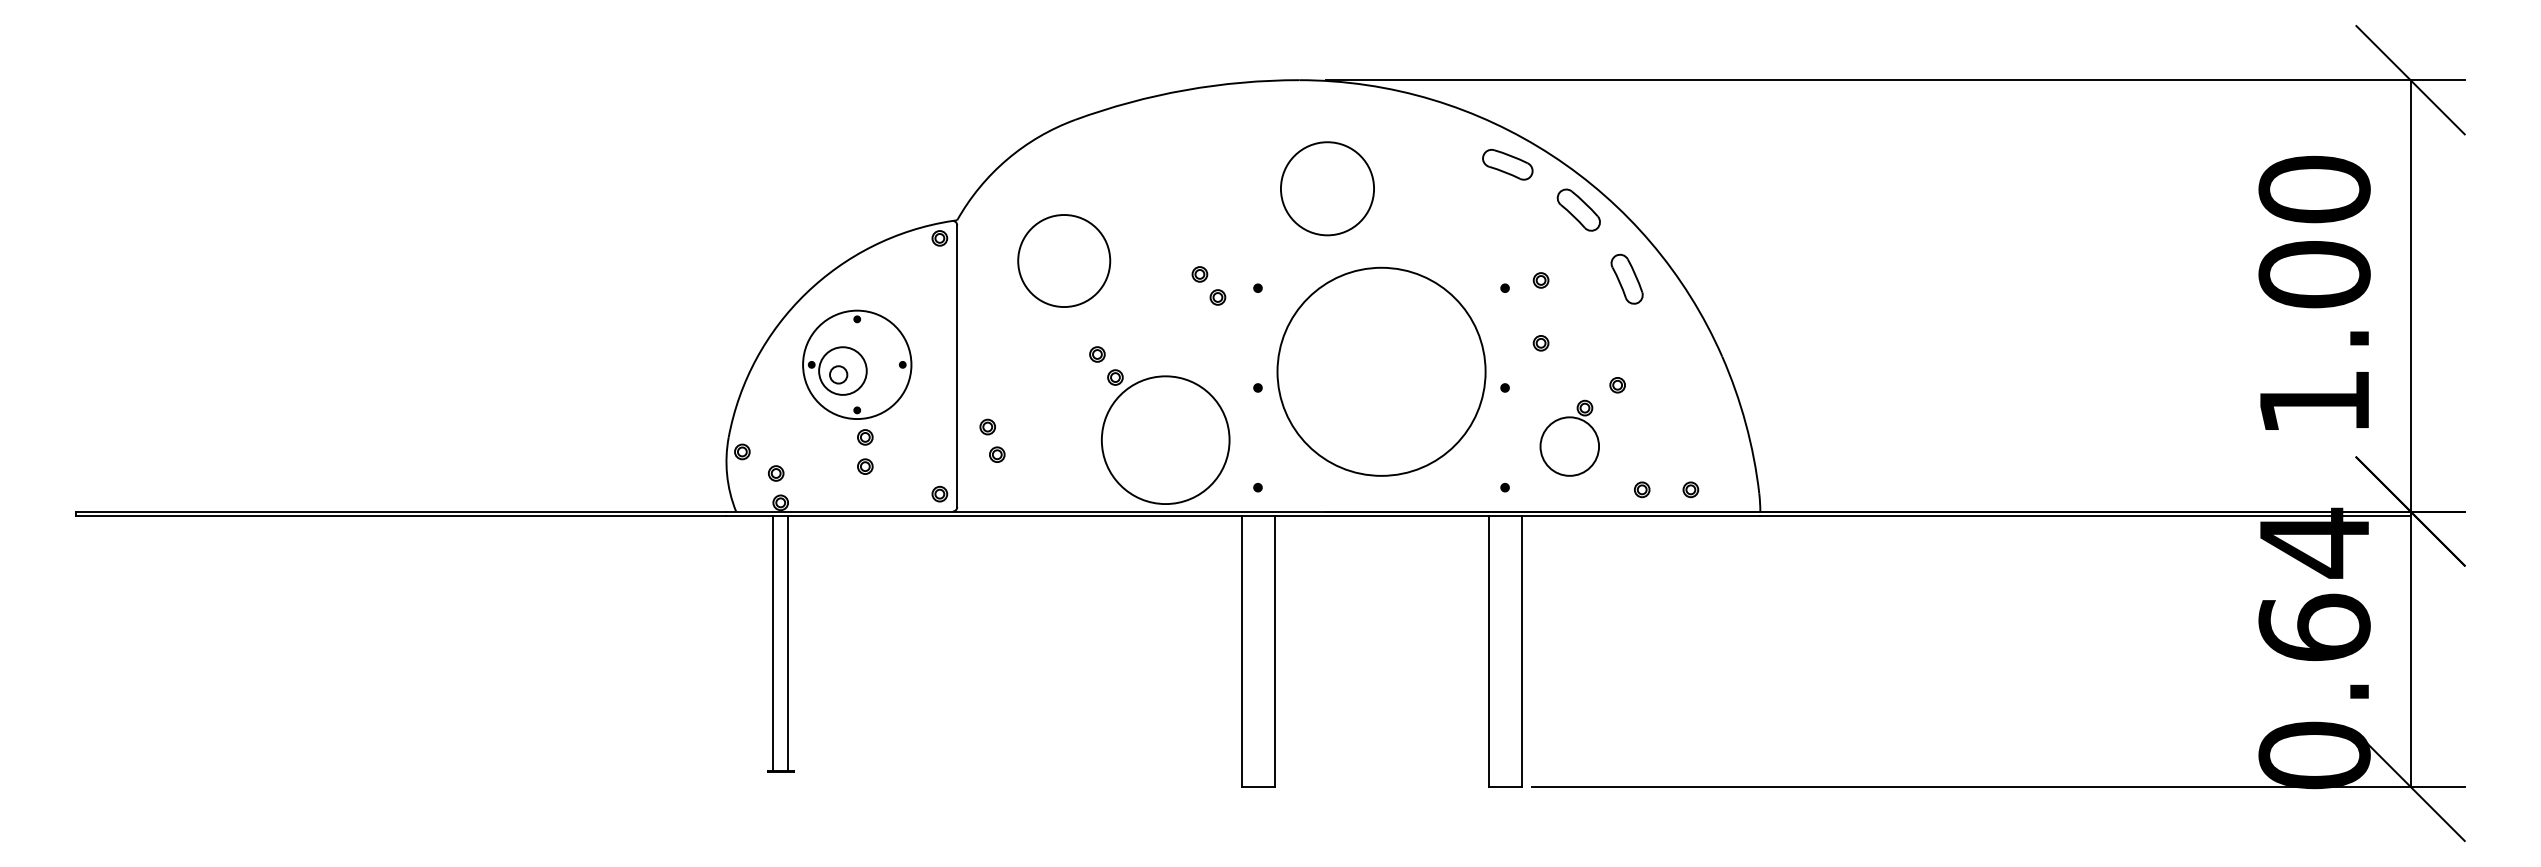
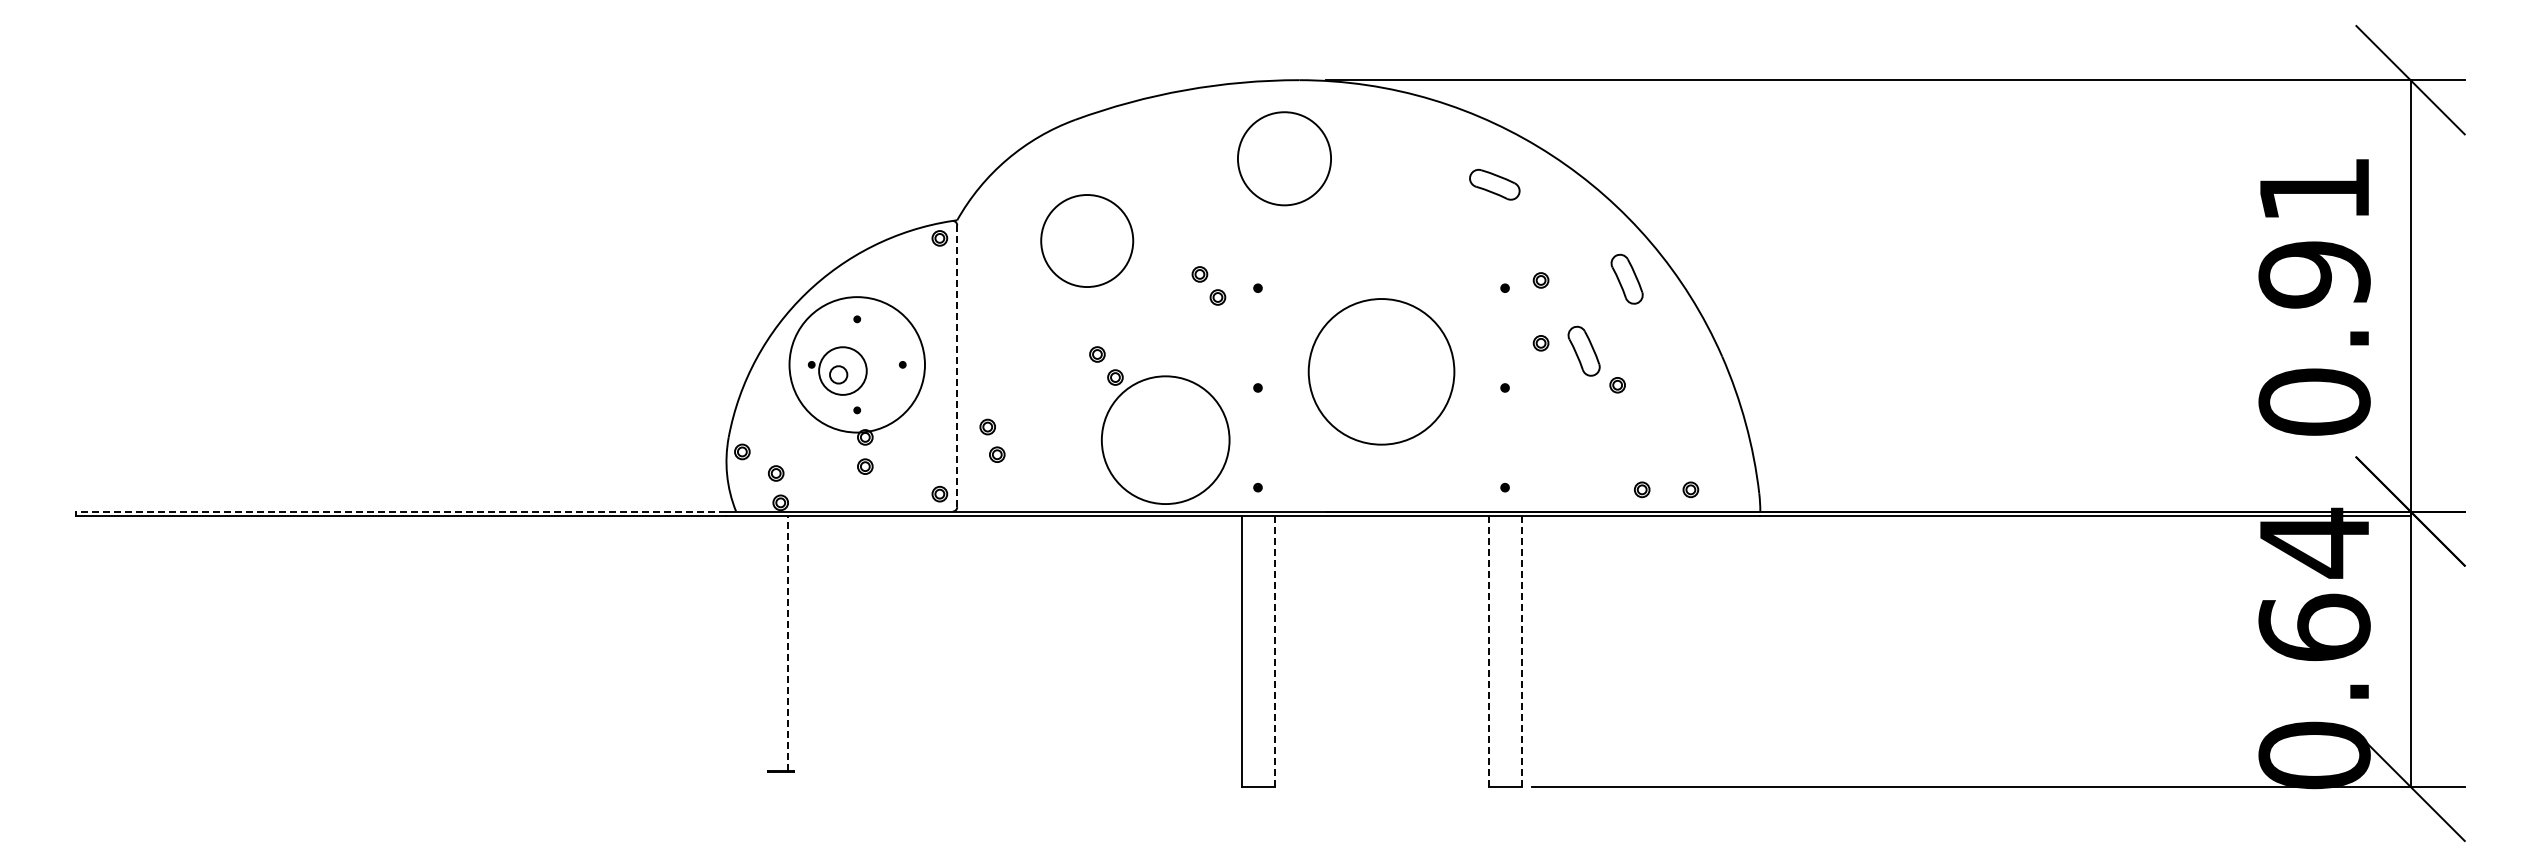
part position: (1507, 164) -> (1494, 184) (1494, 184)
circle position: (1327, 188) -> (1284, 158) (1284, 158)
part: present -> none (1578, 209)
circle position: (1064, 260) -> (1087, 240) (1087, 240)
text: 1.00 -> 0.91 (2314, 295)
part: none -> present (1583, 350)
circle diameter: 108 px -> 135 px (856, 364)
line: solid -> dashed (957, 366)
circle diameter: 208 px -> 146 px (1381, 371)
part: present -> none (1569, 437)
line: solid -> dashed (400, 511)
line: present -> none (773, 643)
line: solid -> dashed (788, 643)
line: solid -> dashed (1274, 650)
line: solid -> dashed (1488, 650)
line: solid -> dashed (1521, 650)
